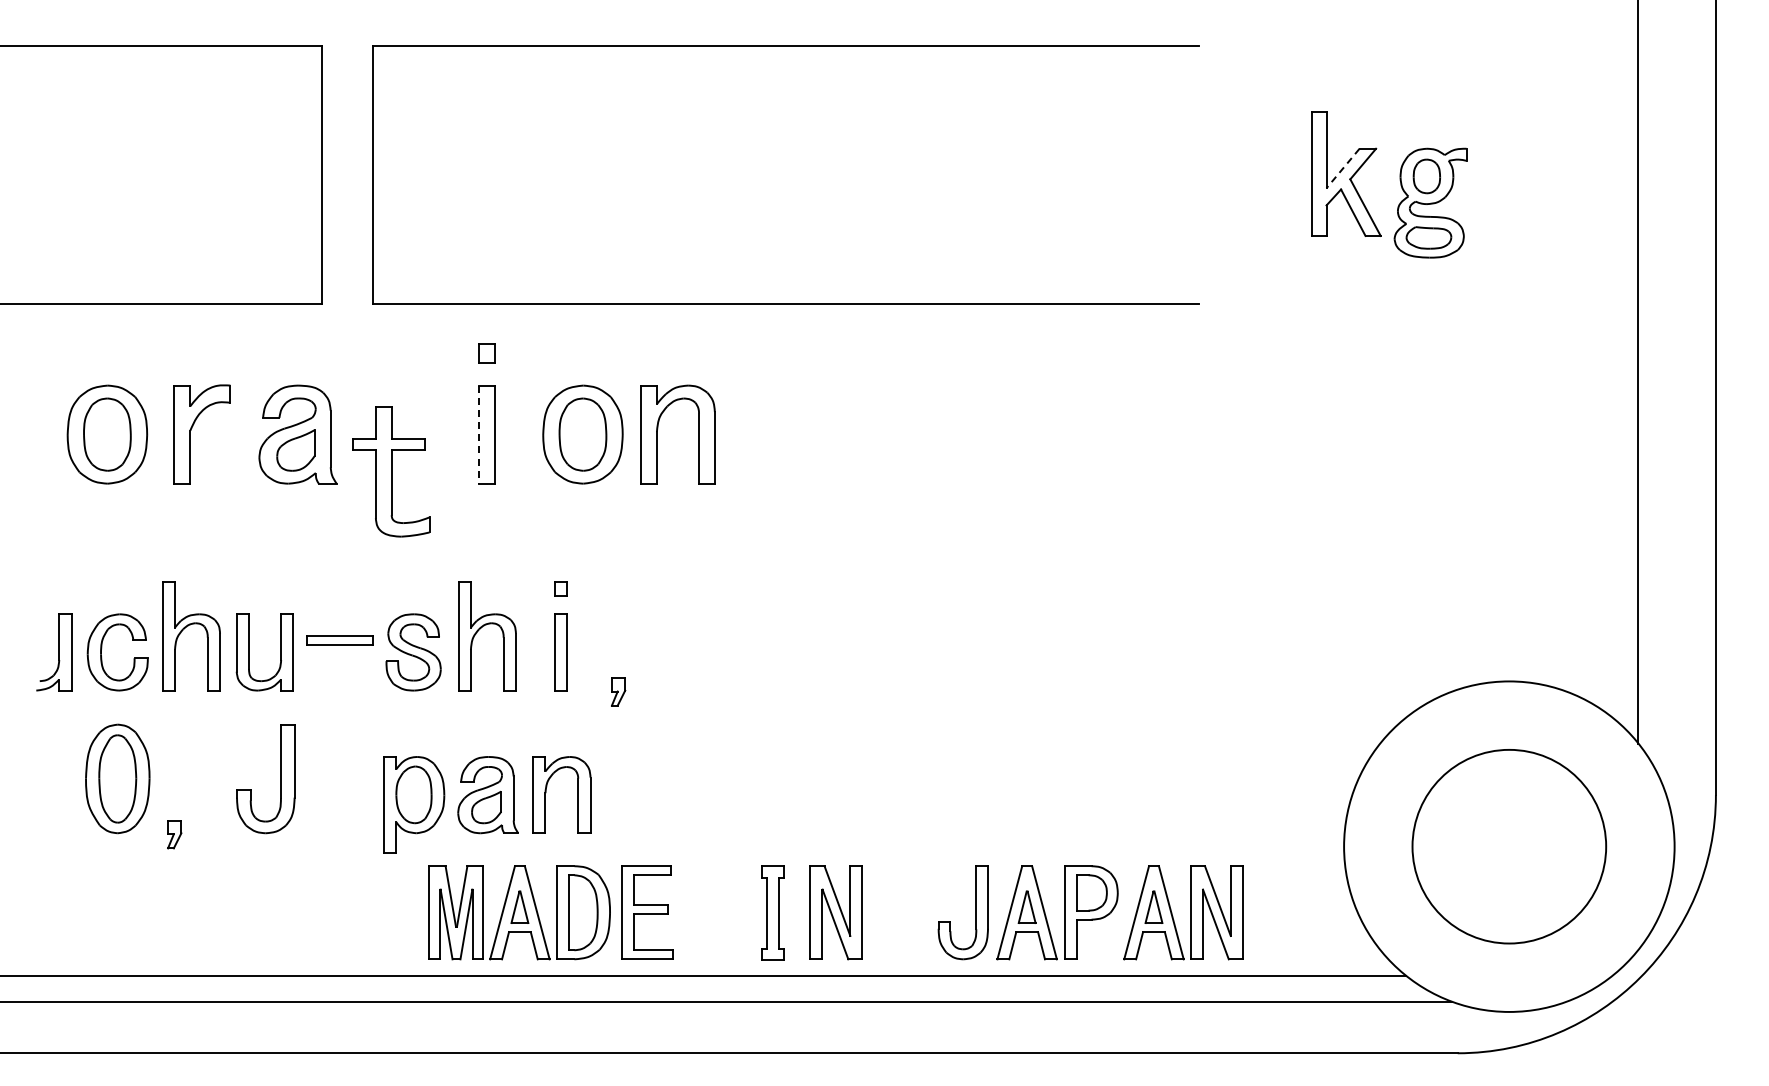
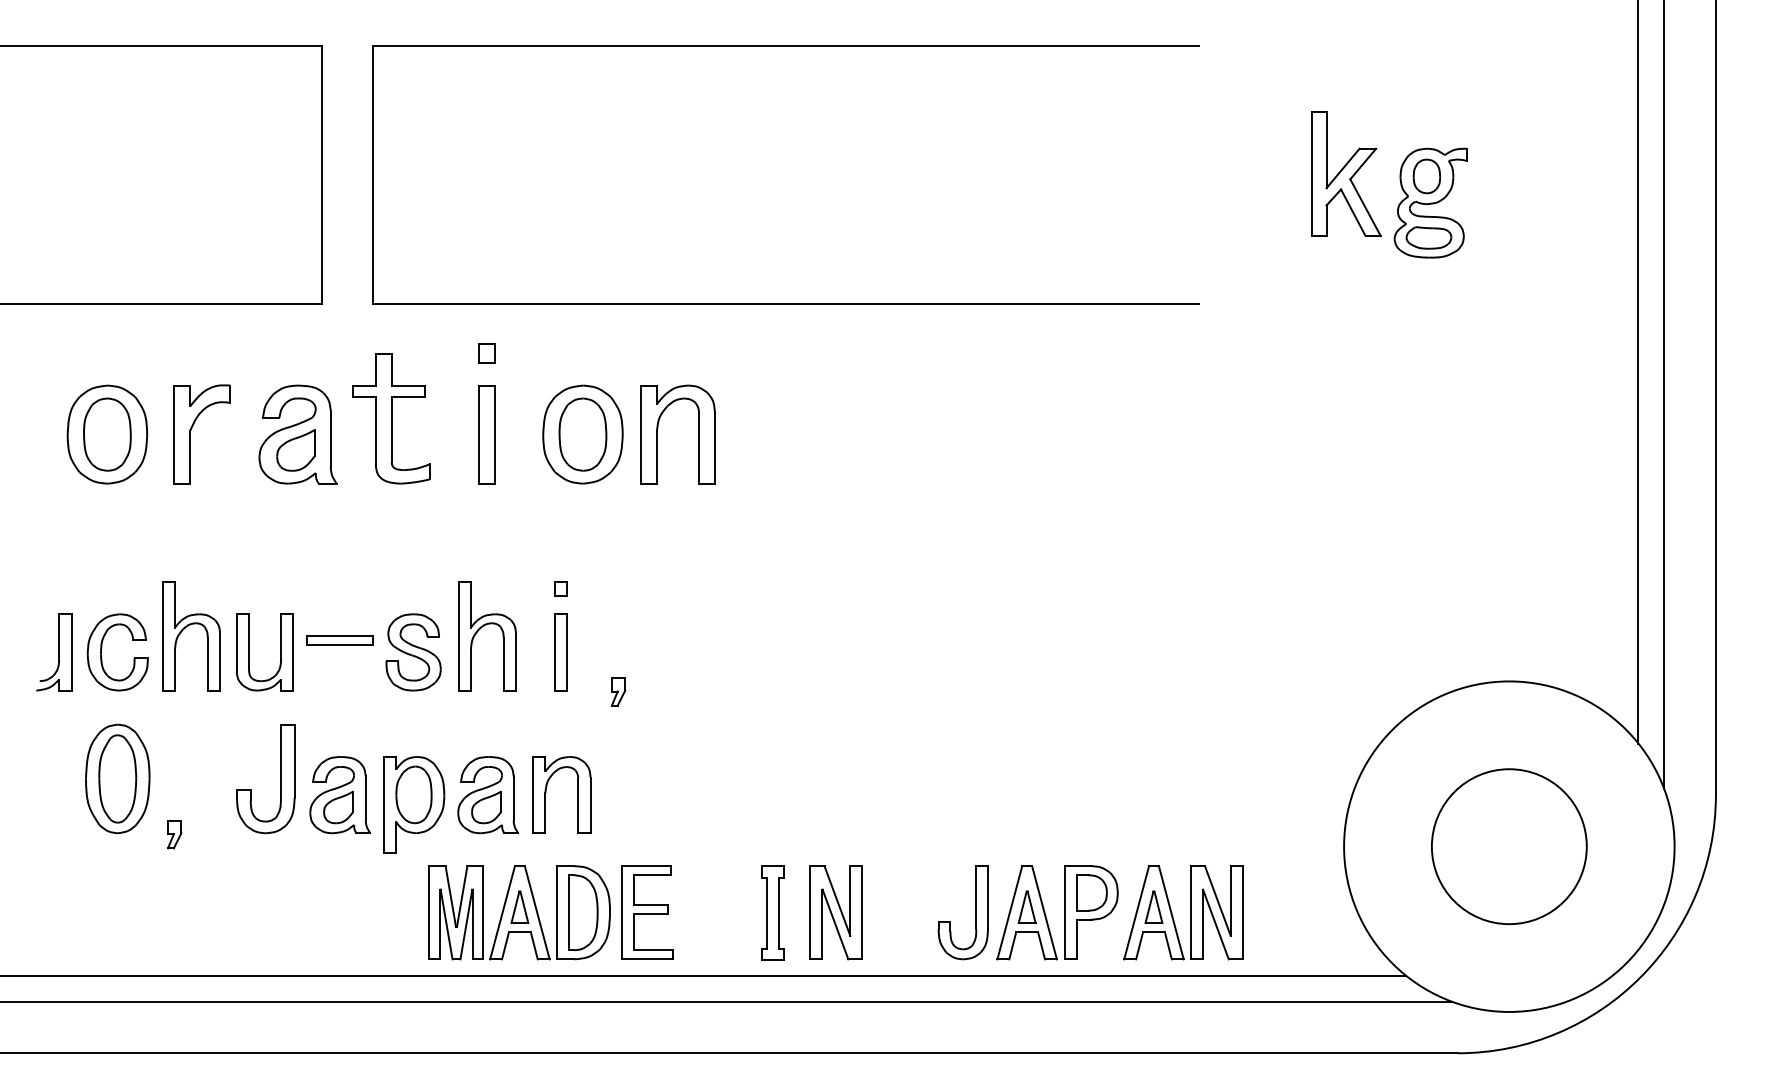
line: dashed -> solid (1343, 168)
line: none -> present (1664, 395)
line: dashed -> solid (479, 435)
part position: (391, 471) -> (391, 418) (391, 418)
part: none -> present (339, 795)
circle diameter: 194 px -> 155 px (1508, 846)
